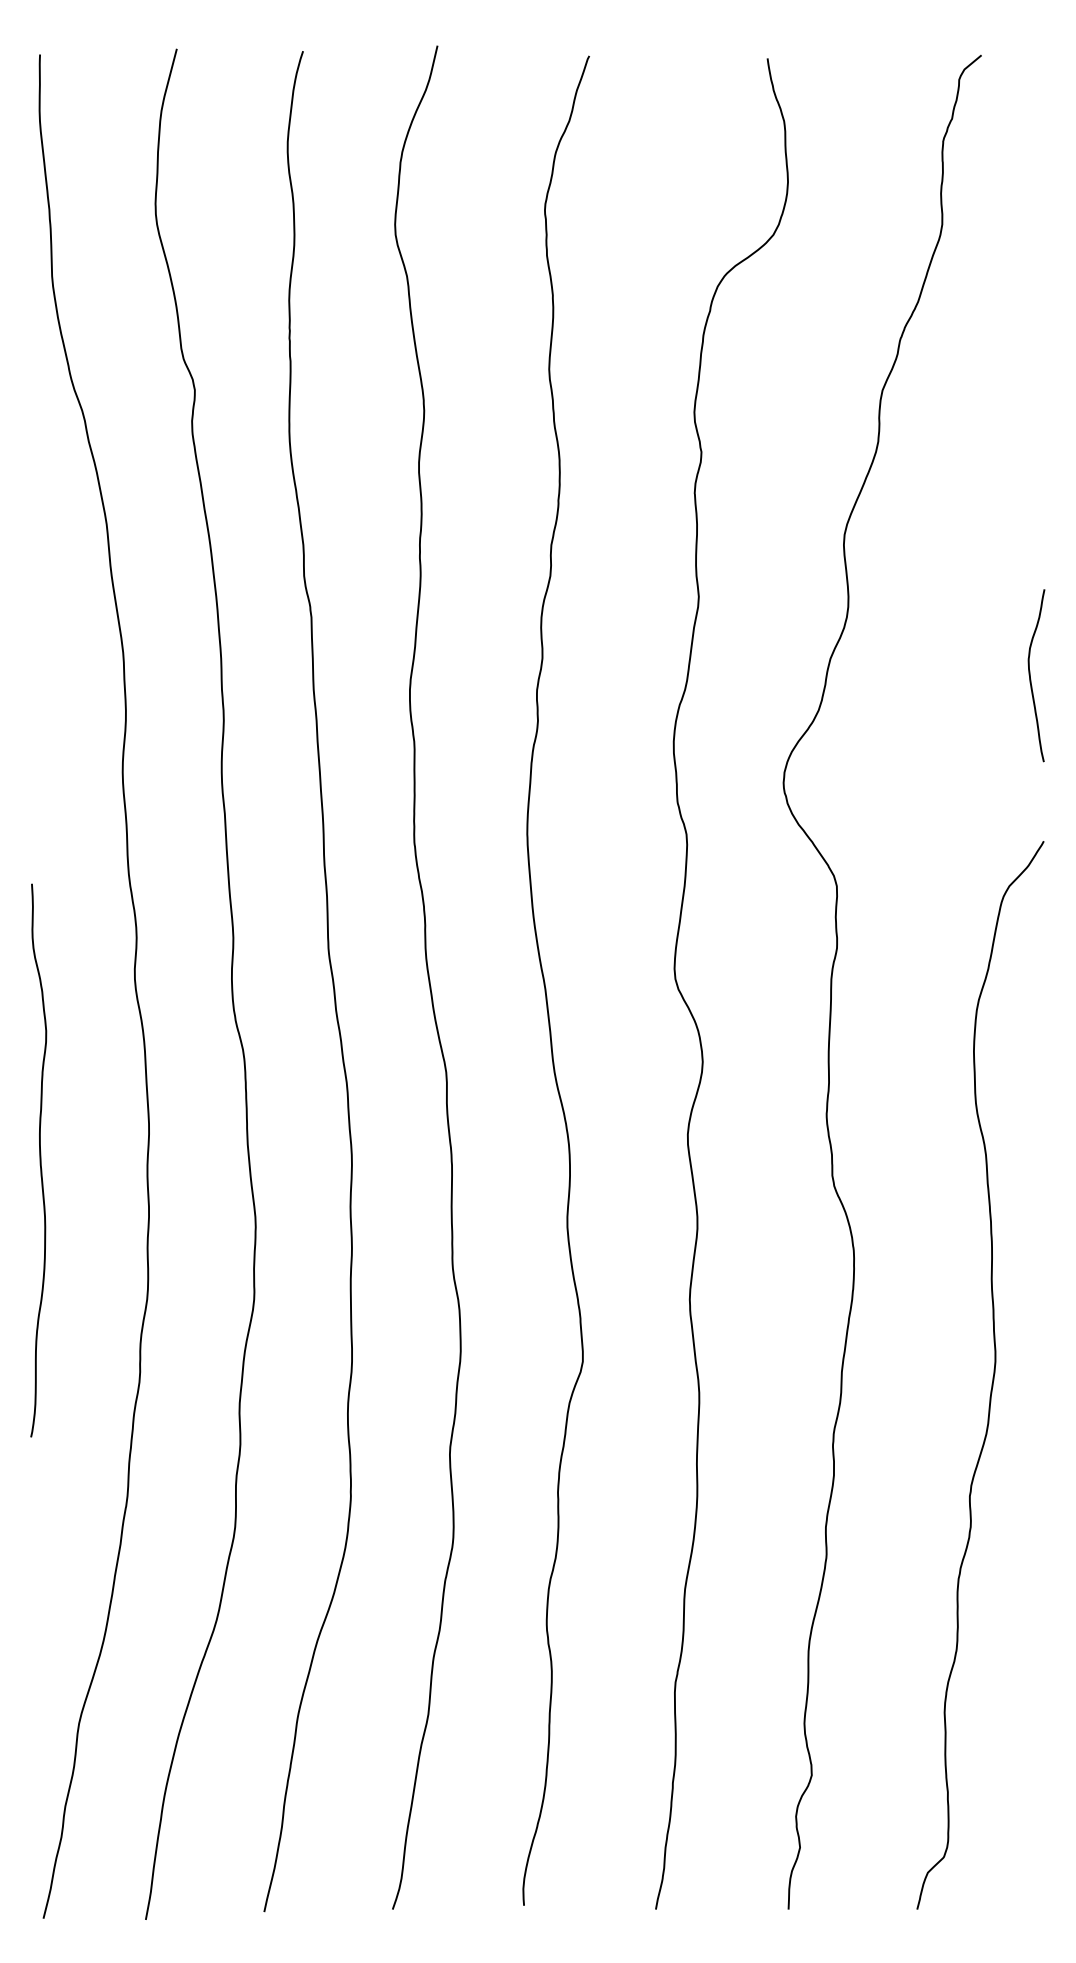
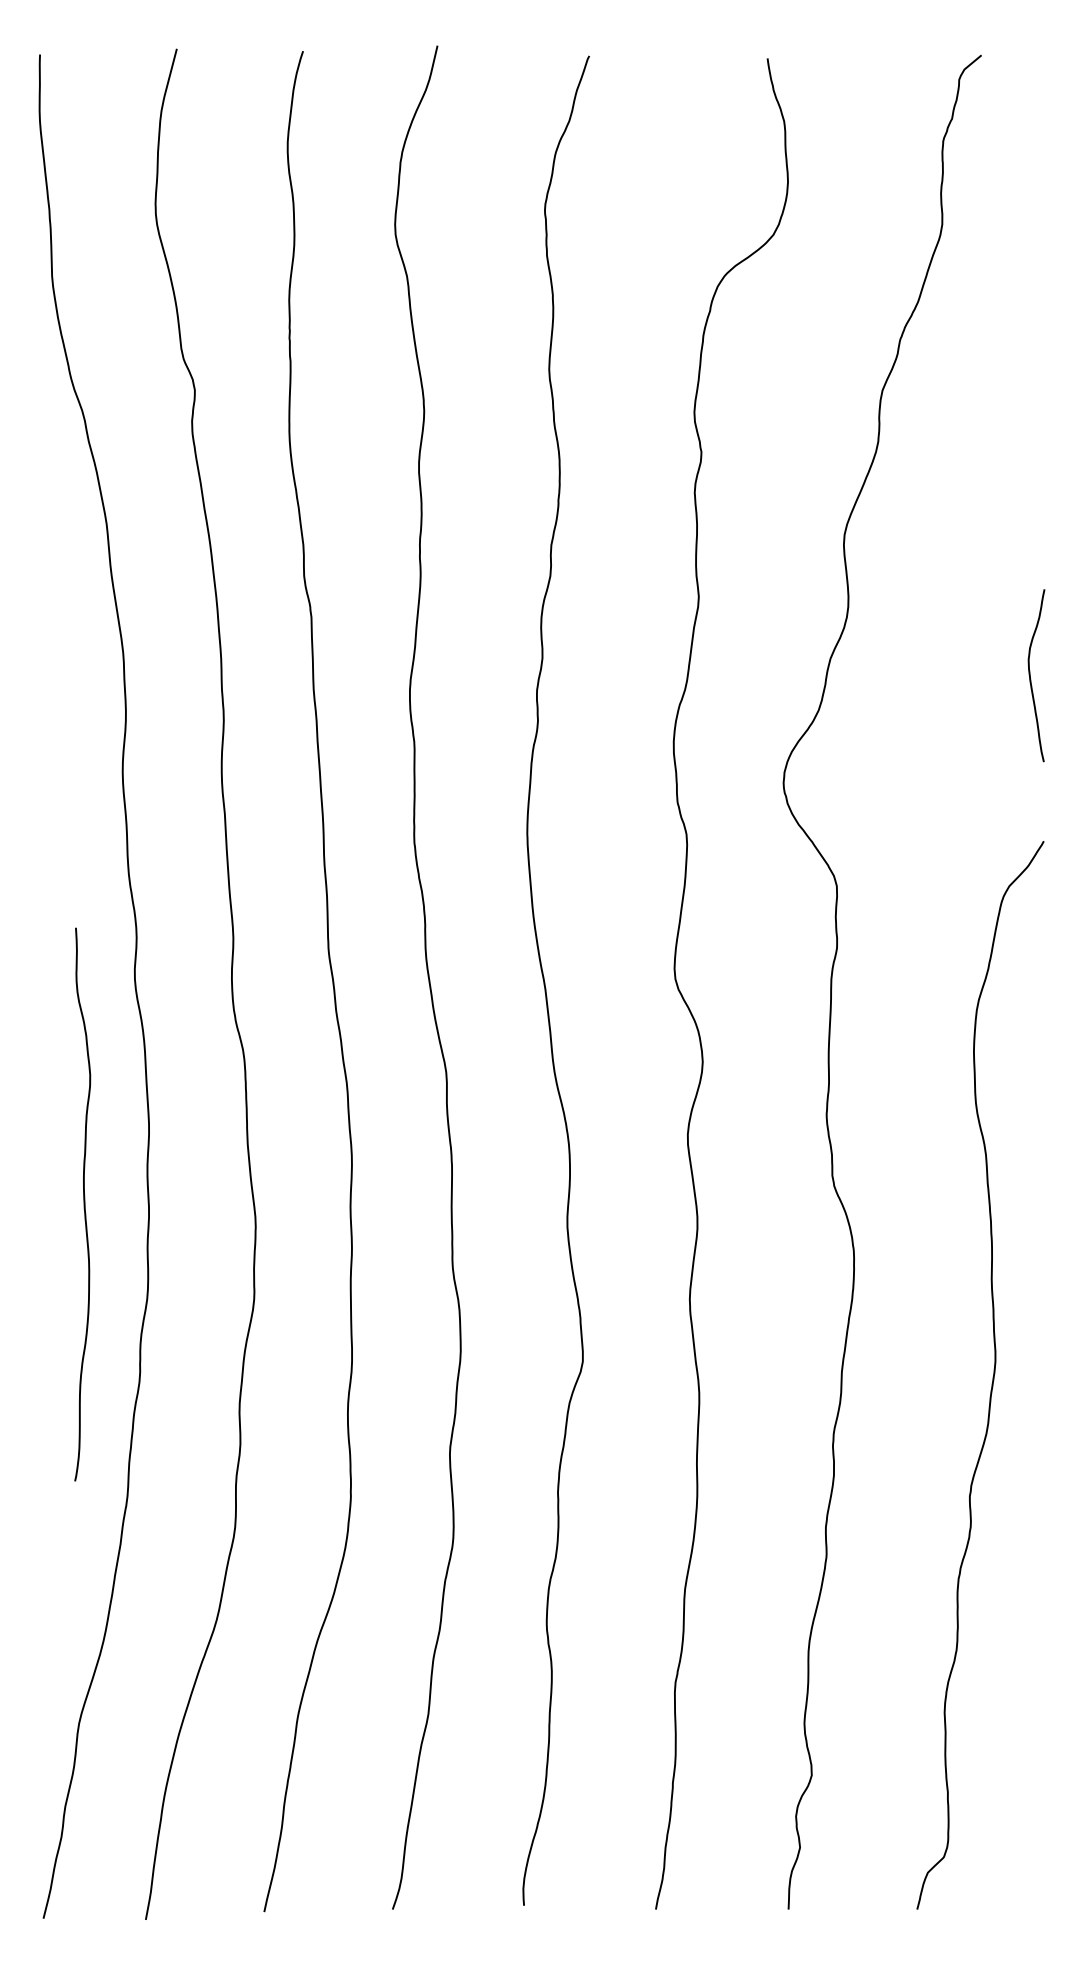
curve position: (39, 1160) -> (83, 1204) (83, 1204)
